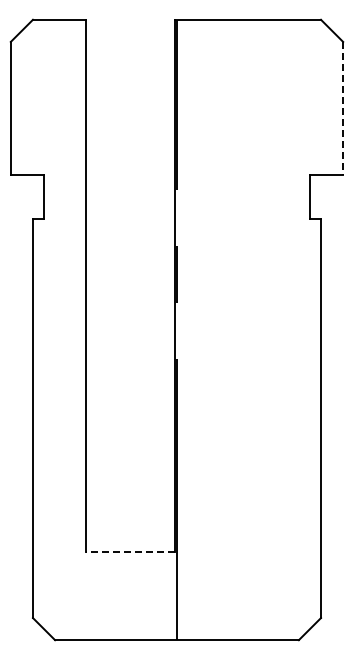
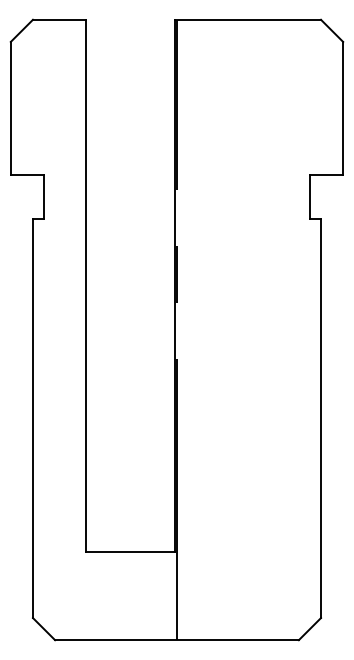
line: dashed -> solid (343, 108)
line: dashed -> solid (129, 551)
